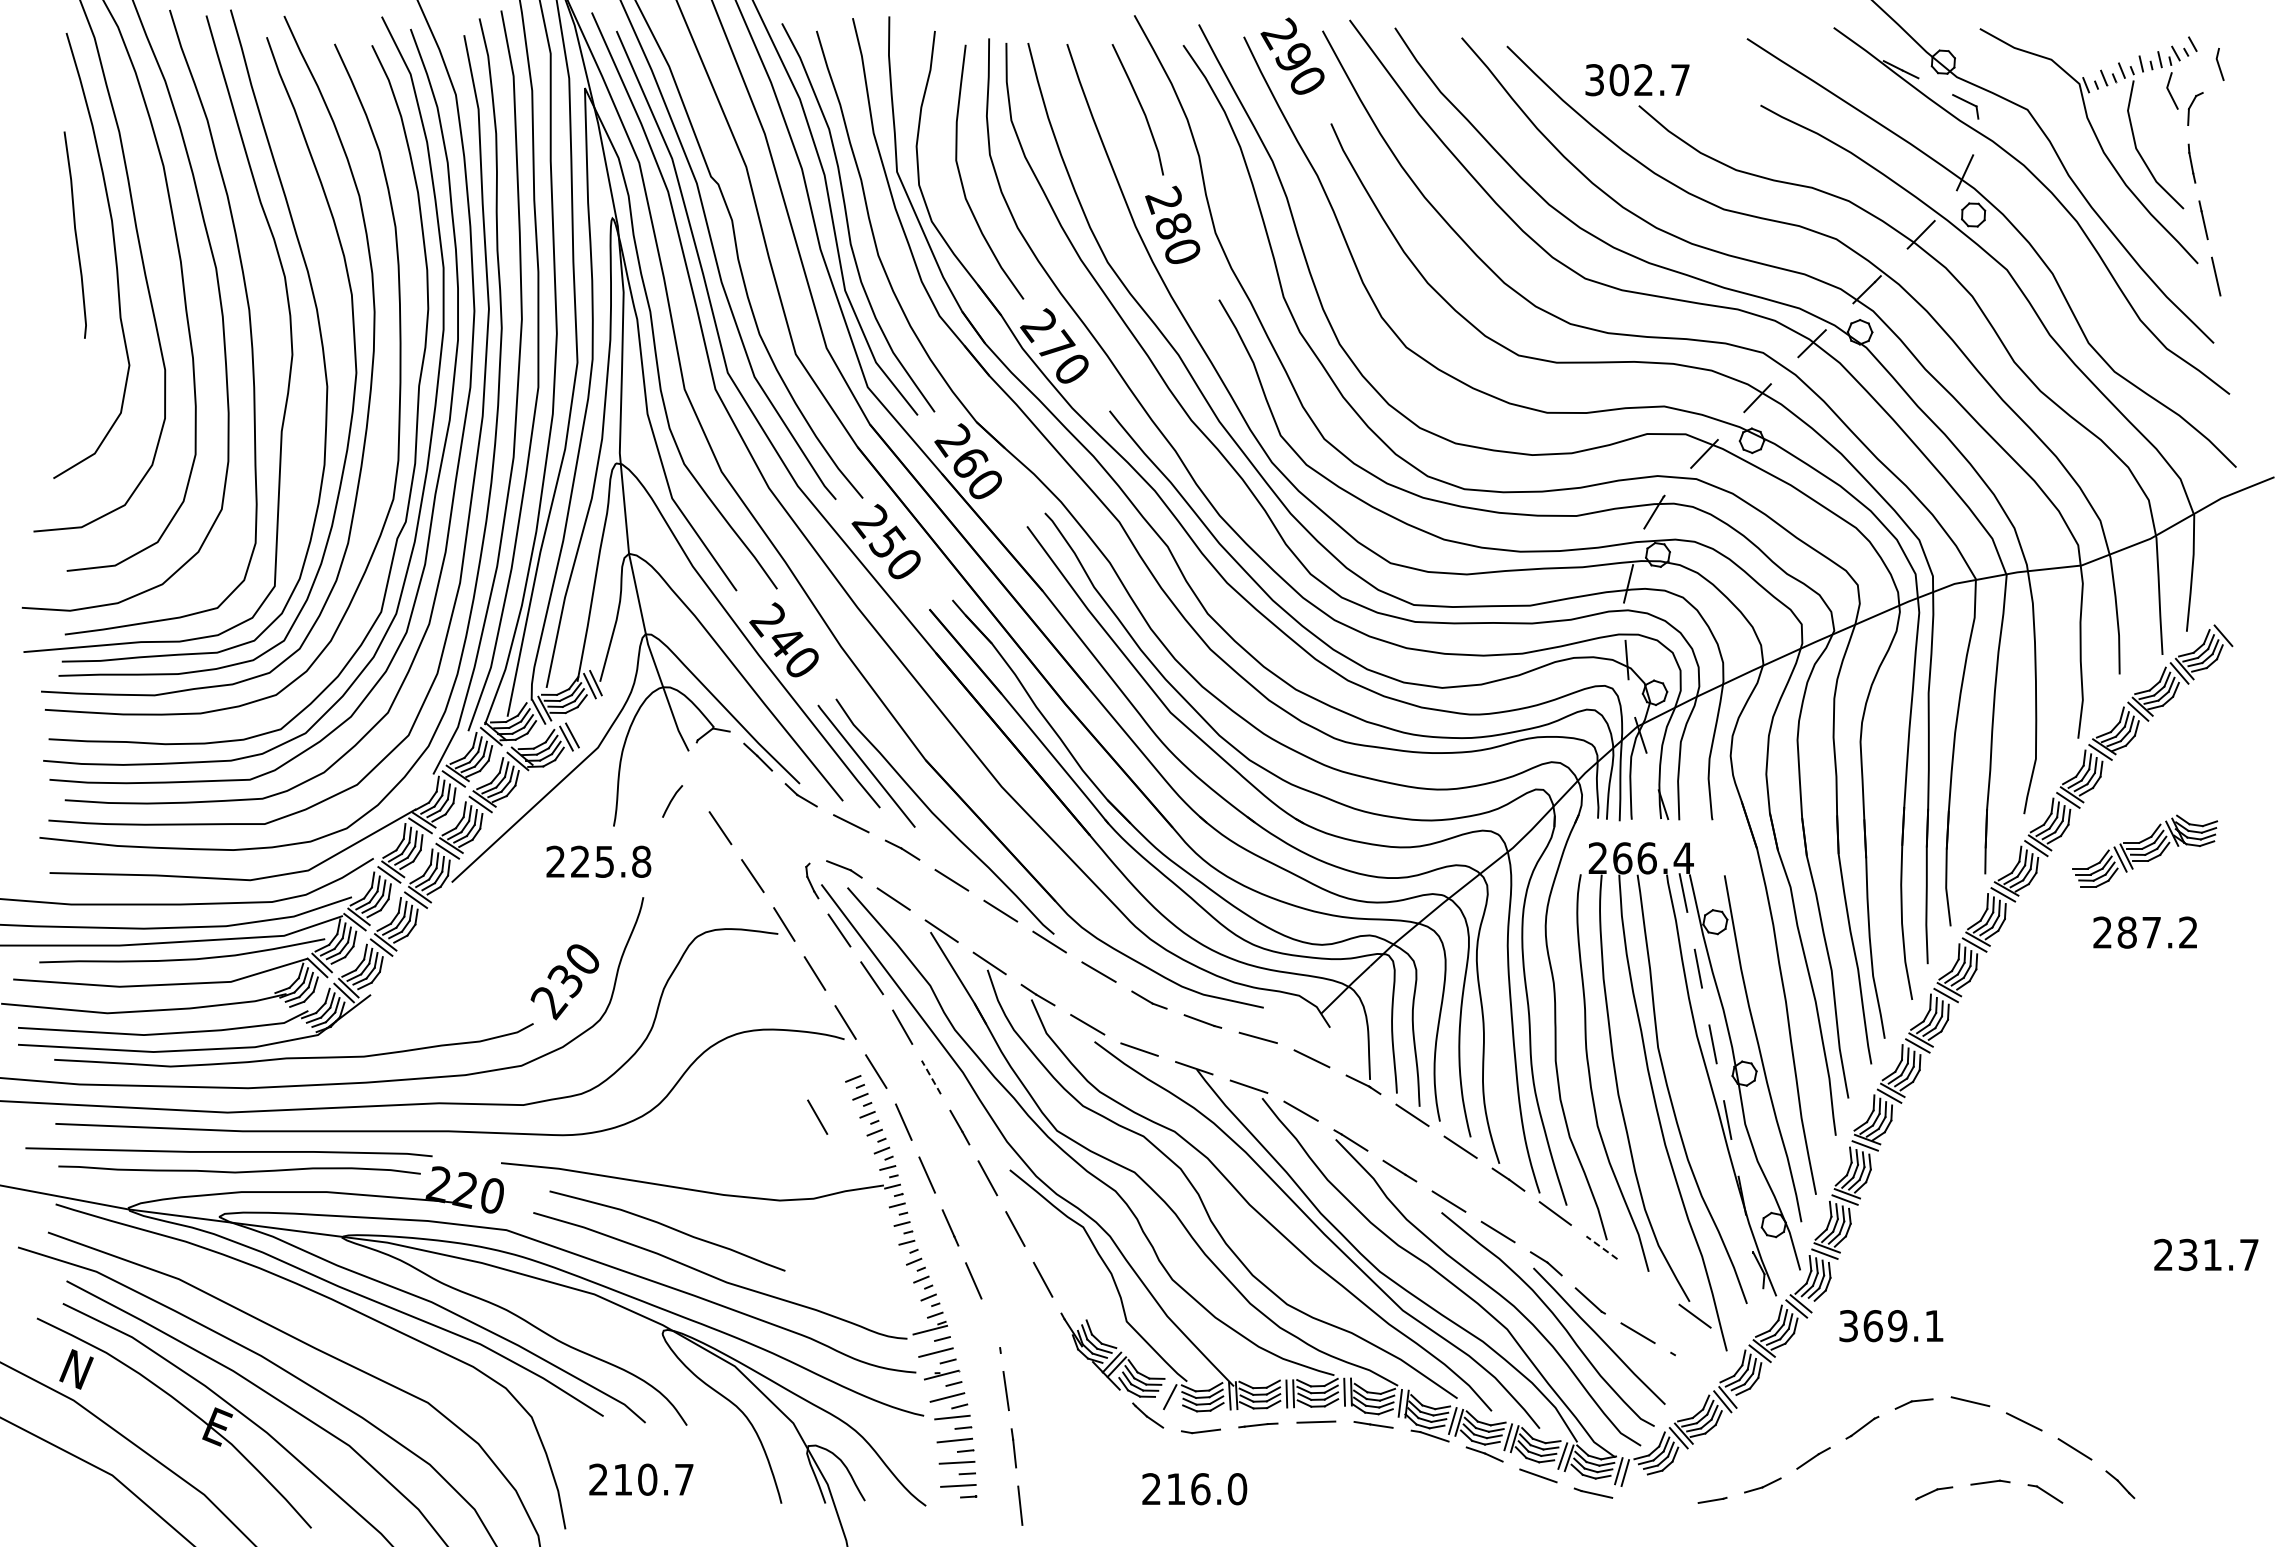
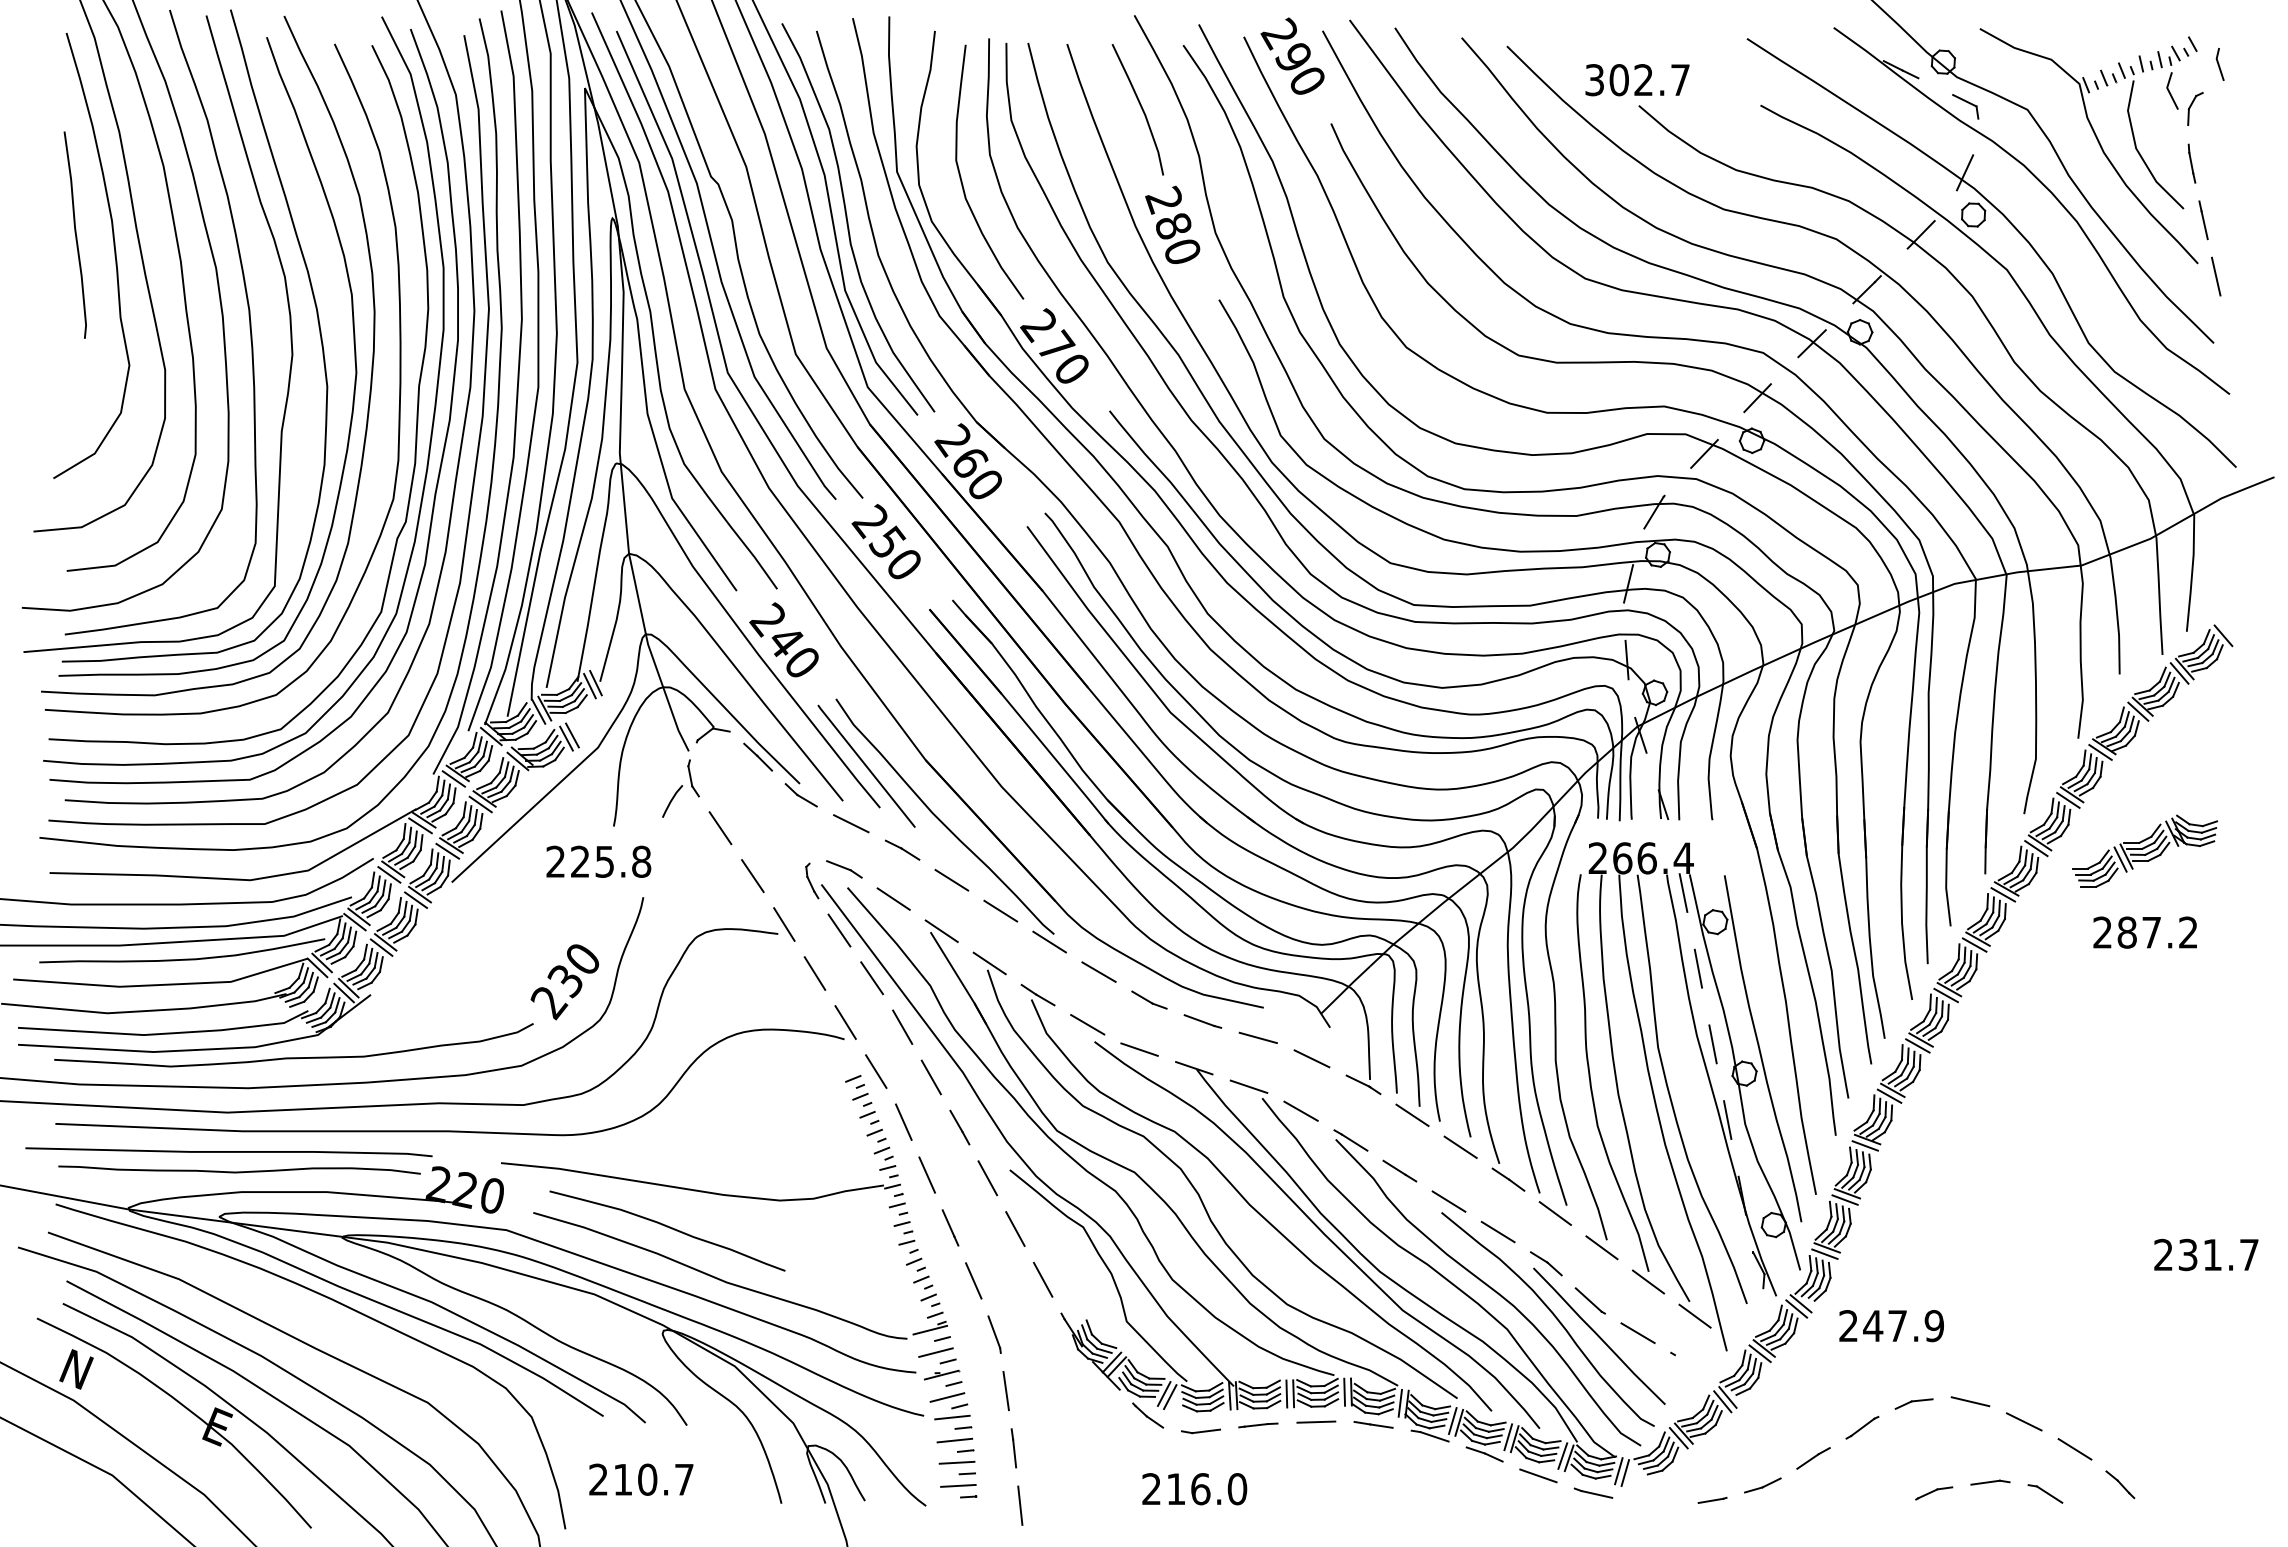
part: none -> present (693, 778)
line: dashed -> solid (931, 1077)
line: present -> none (817, 1116)
line: dashed -> solid (1601, 1247)
line: none -> present (1648, 1281)
text: 369.1 -> 247.9 (1891, 1326)
line: none -> present (994, 1332)
line: none -> present (1163, 1393)
